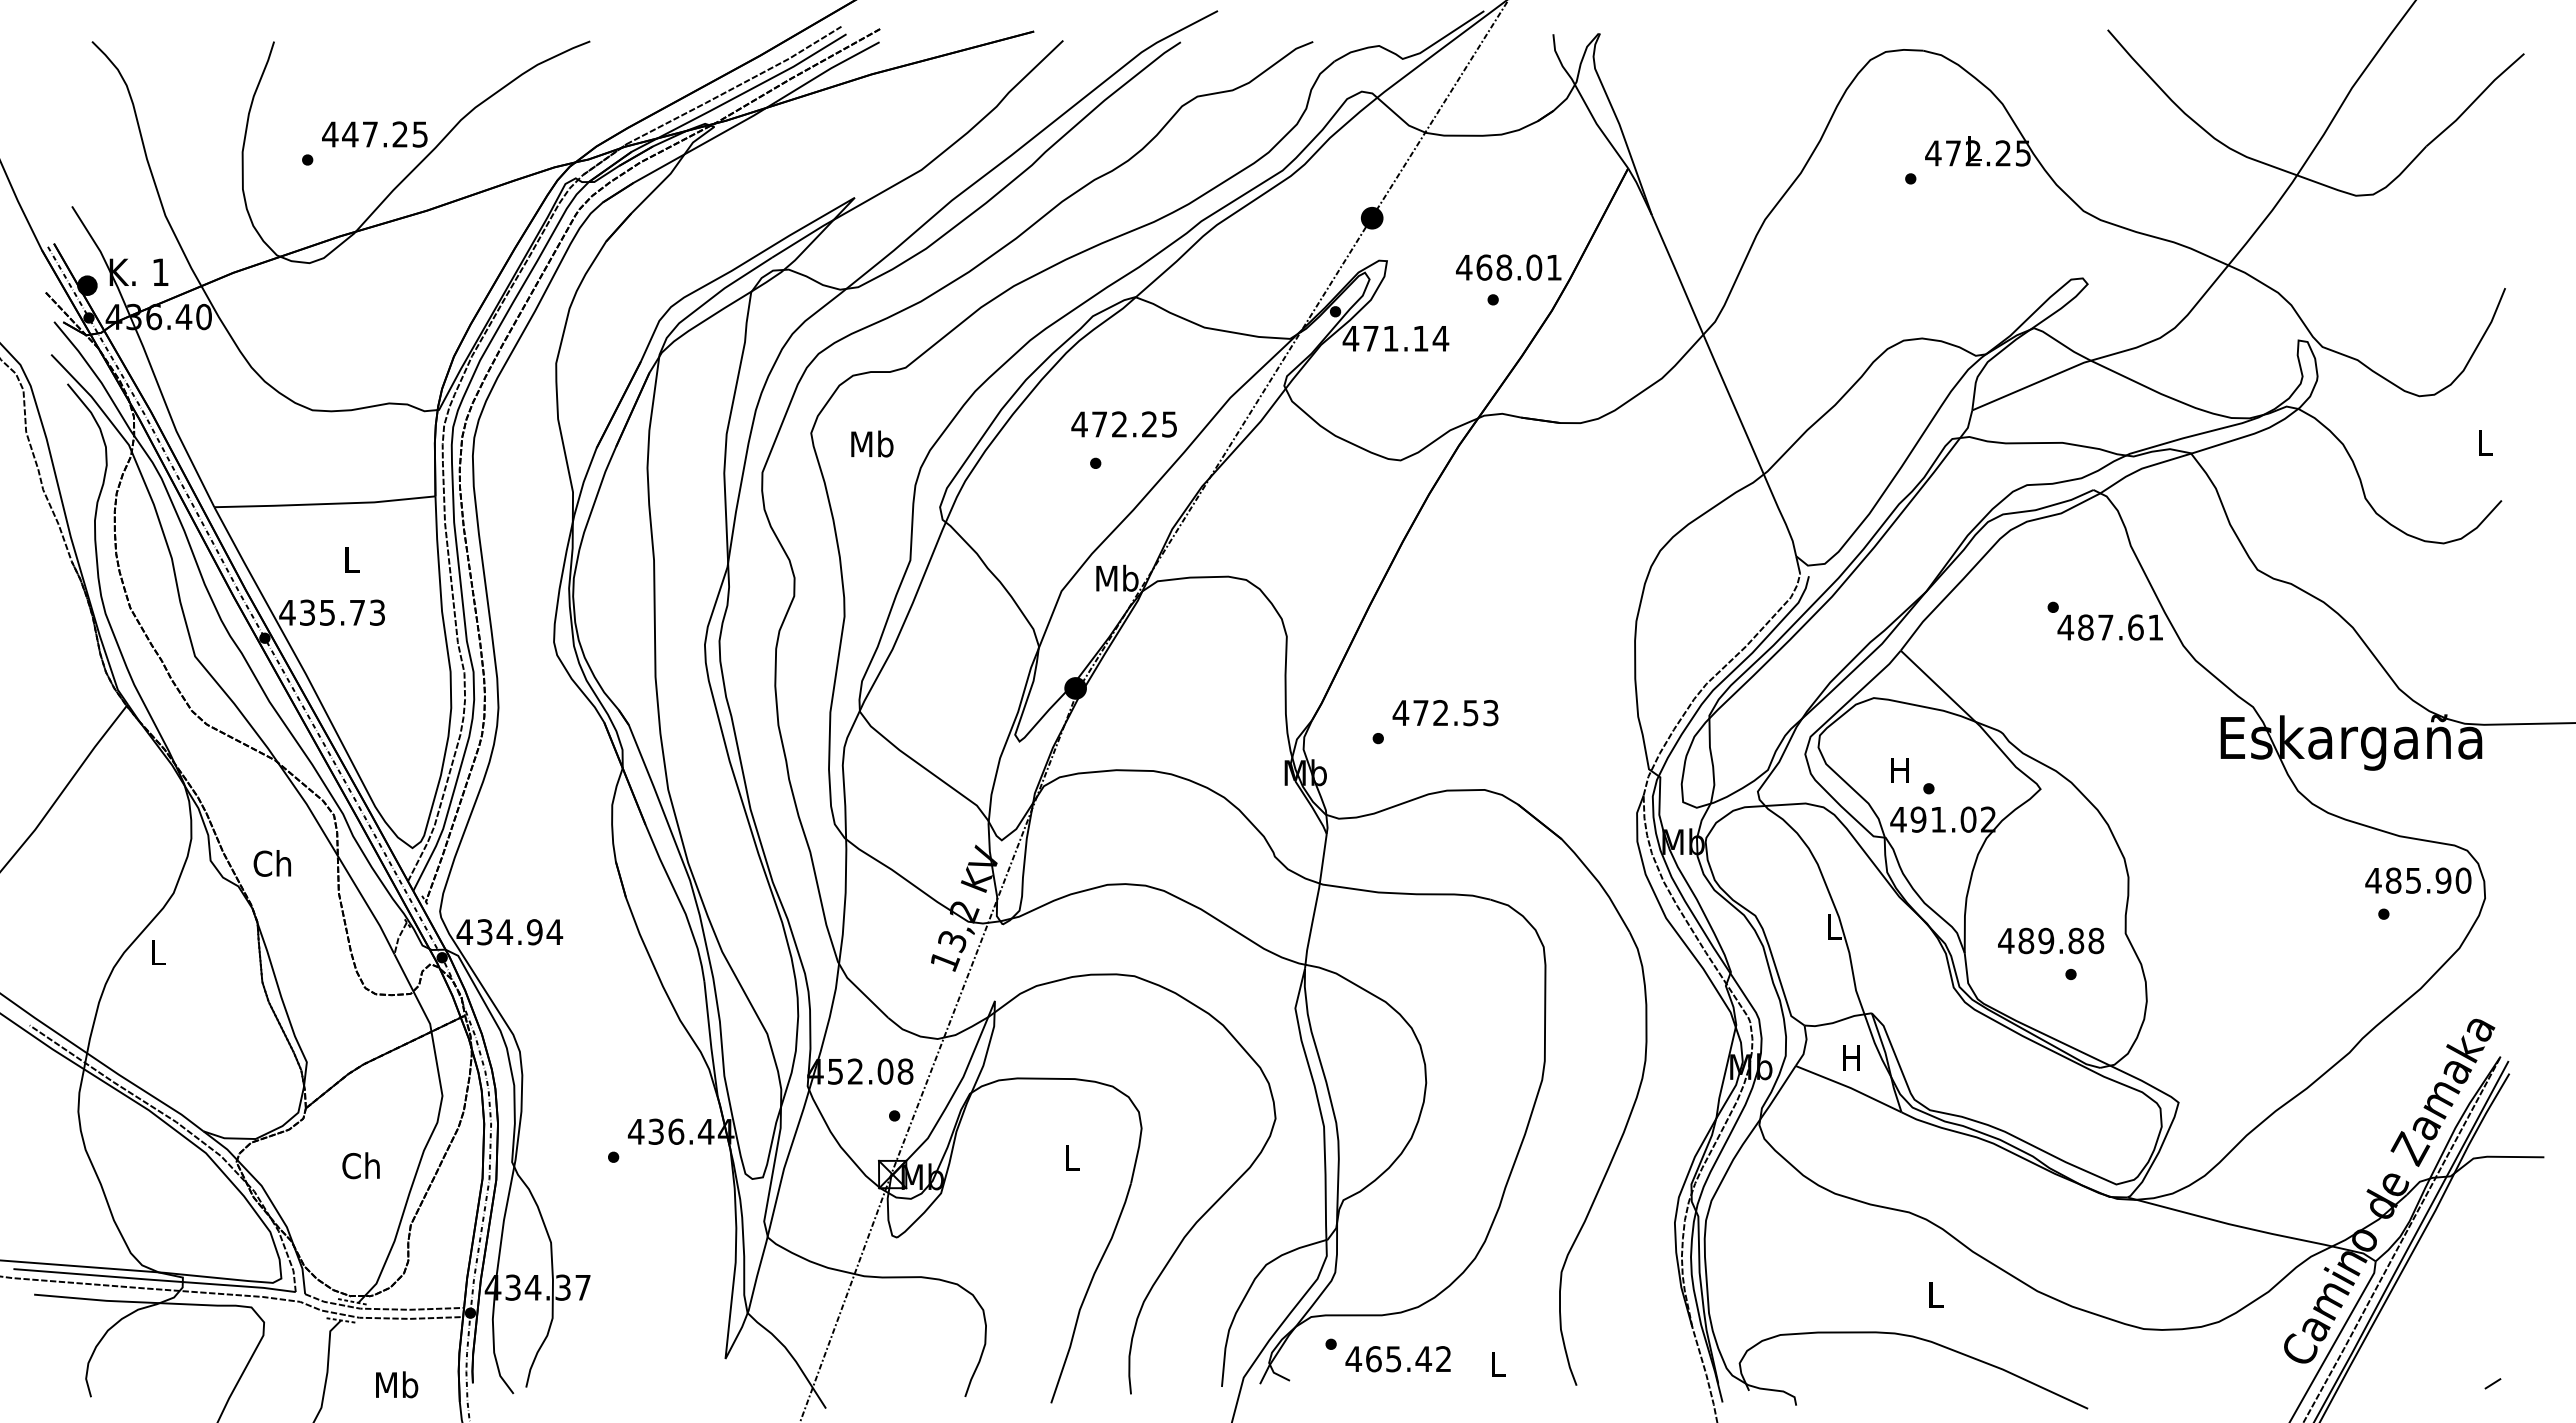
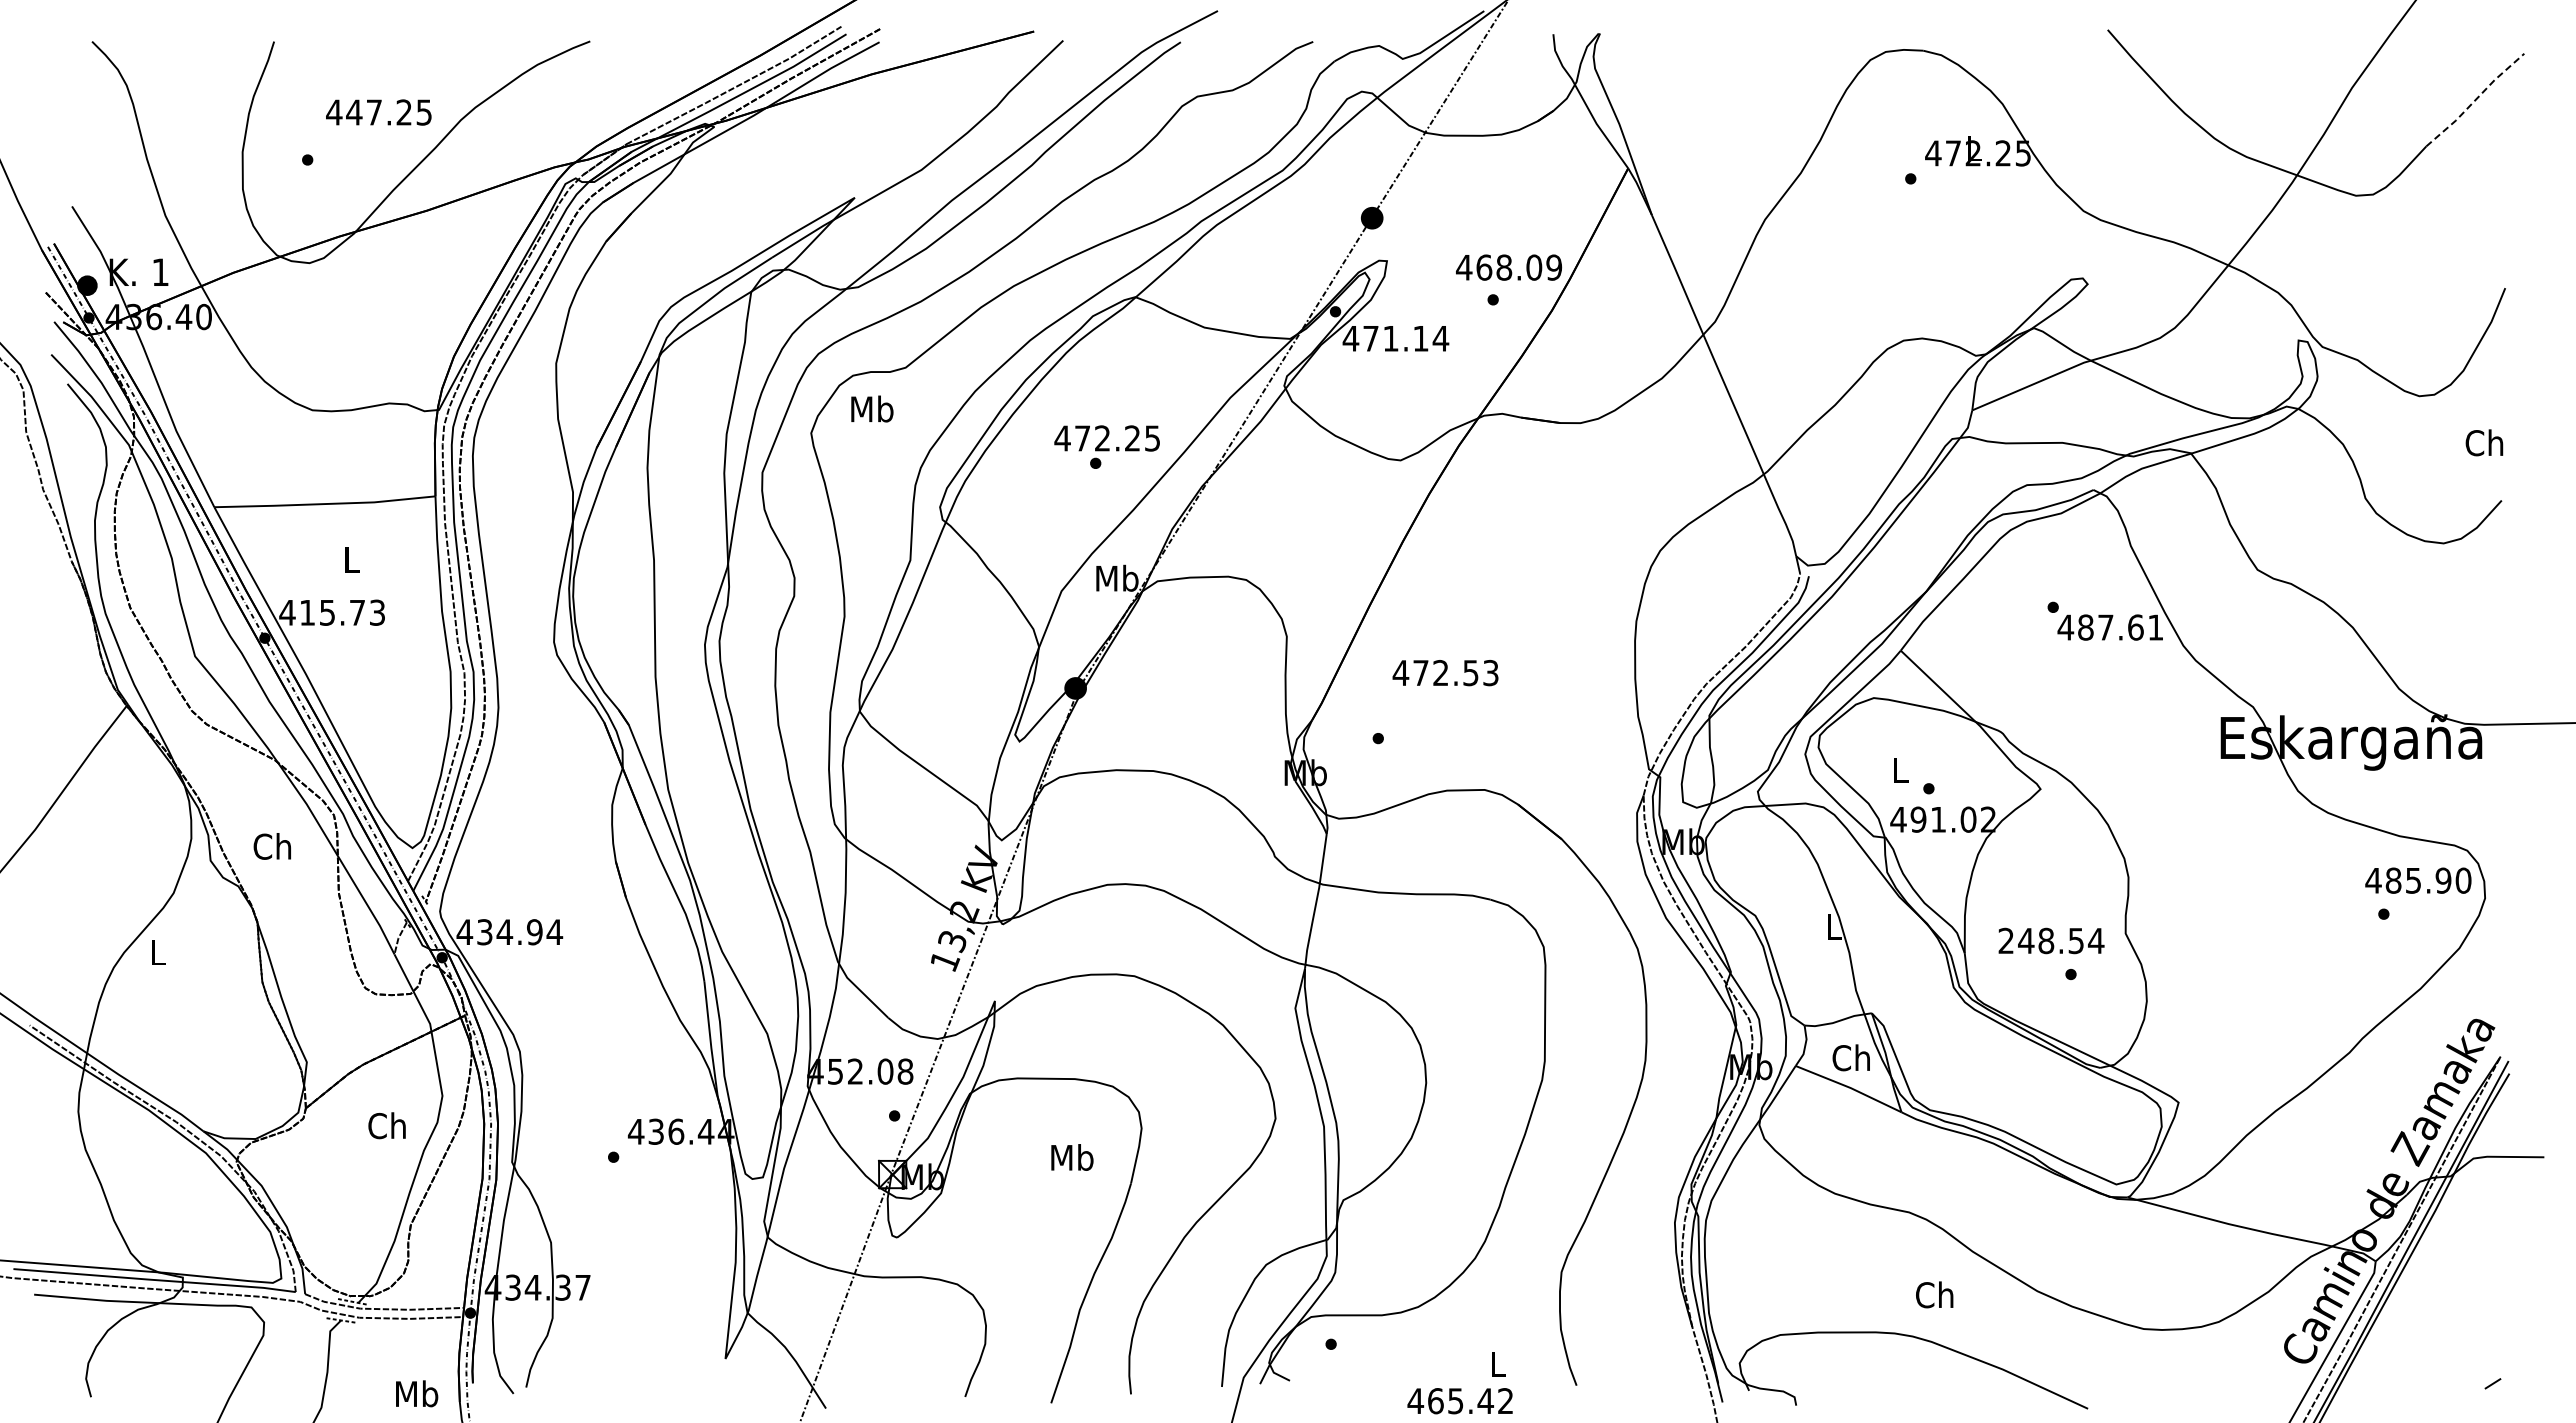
line: solid -> dashed (2475, 99)
text position: (374, 134) -> (378, 112) (378, 112)
text: 468.01 -> 468.09 (1554, 267)
text position: (1123, 424) -> (1106, 438) (1106, 438)
text: L -> Ch (2484, 442)
text position: (872, 443) -> (872, 408) (872, 408)
text: 435.73 -> 415.73 (307, 612)
text position: (1445, 713) -> (1445, 673) (1445, 673)
text: H -> L (1899, 770)
text position: (271, 863) -> (271, 846) (271, 846)
text: 489.88 -> 248.54 (2051, 940)
text: H -> Ch (1850, 1057)
text: L -> Mb (1072, 1157)
text position: (360, 1165) -> (386, 1125) (386, 1125)
text: L -> Ch (1934, 1294)
text position: (1397, 1359) -> (1459, 1401) (1459, 1401)
text position: (397, 1384) -> (417, 1393) (417, 1393)
